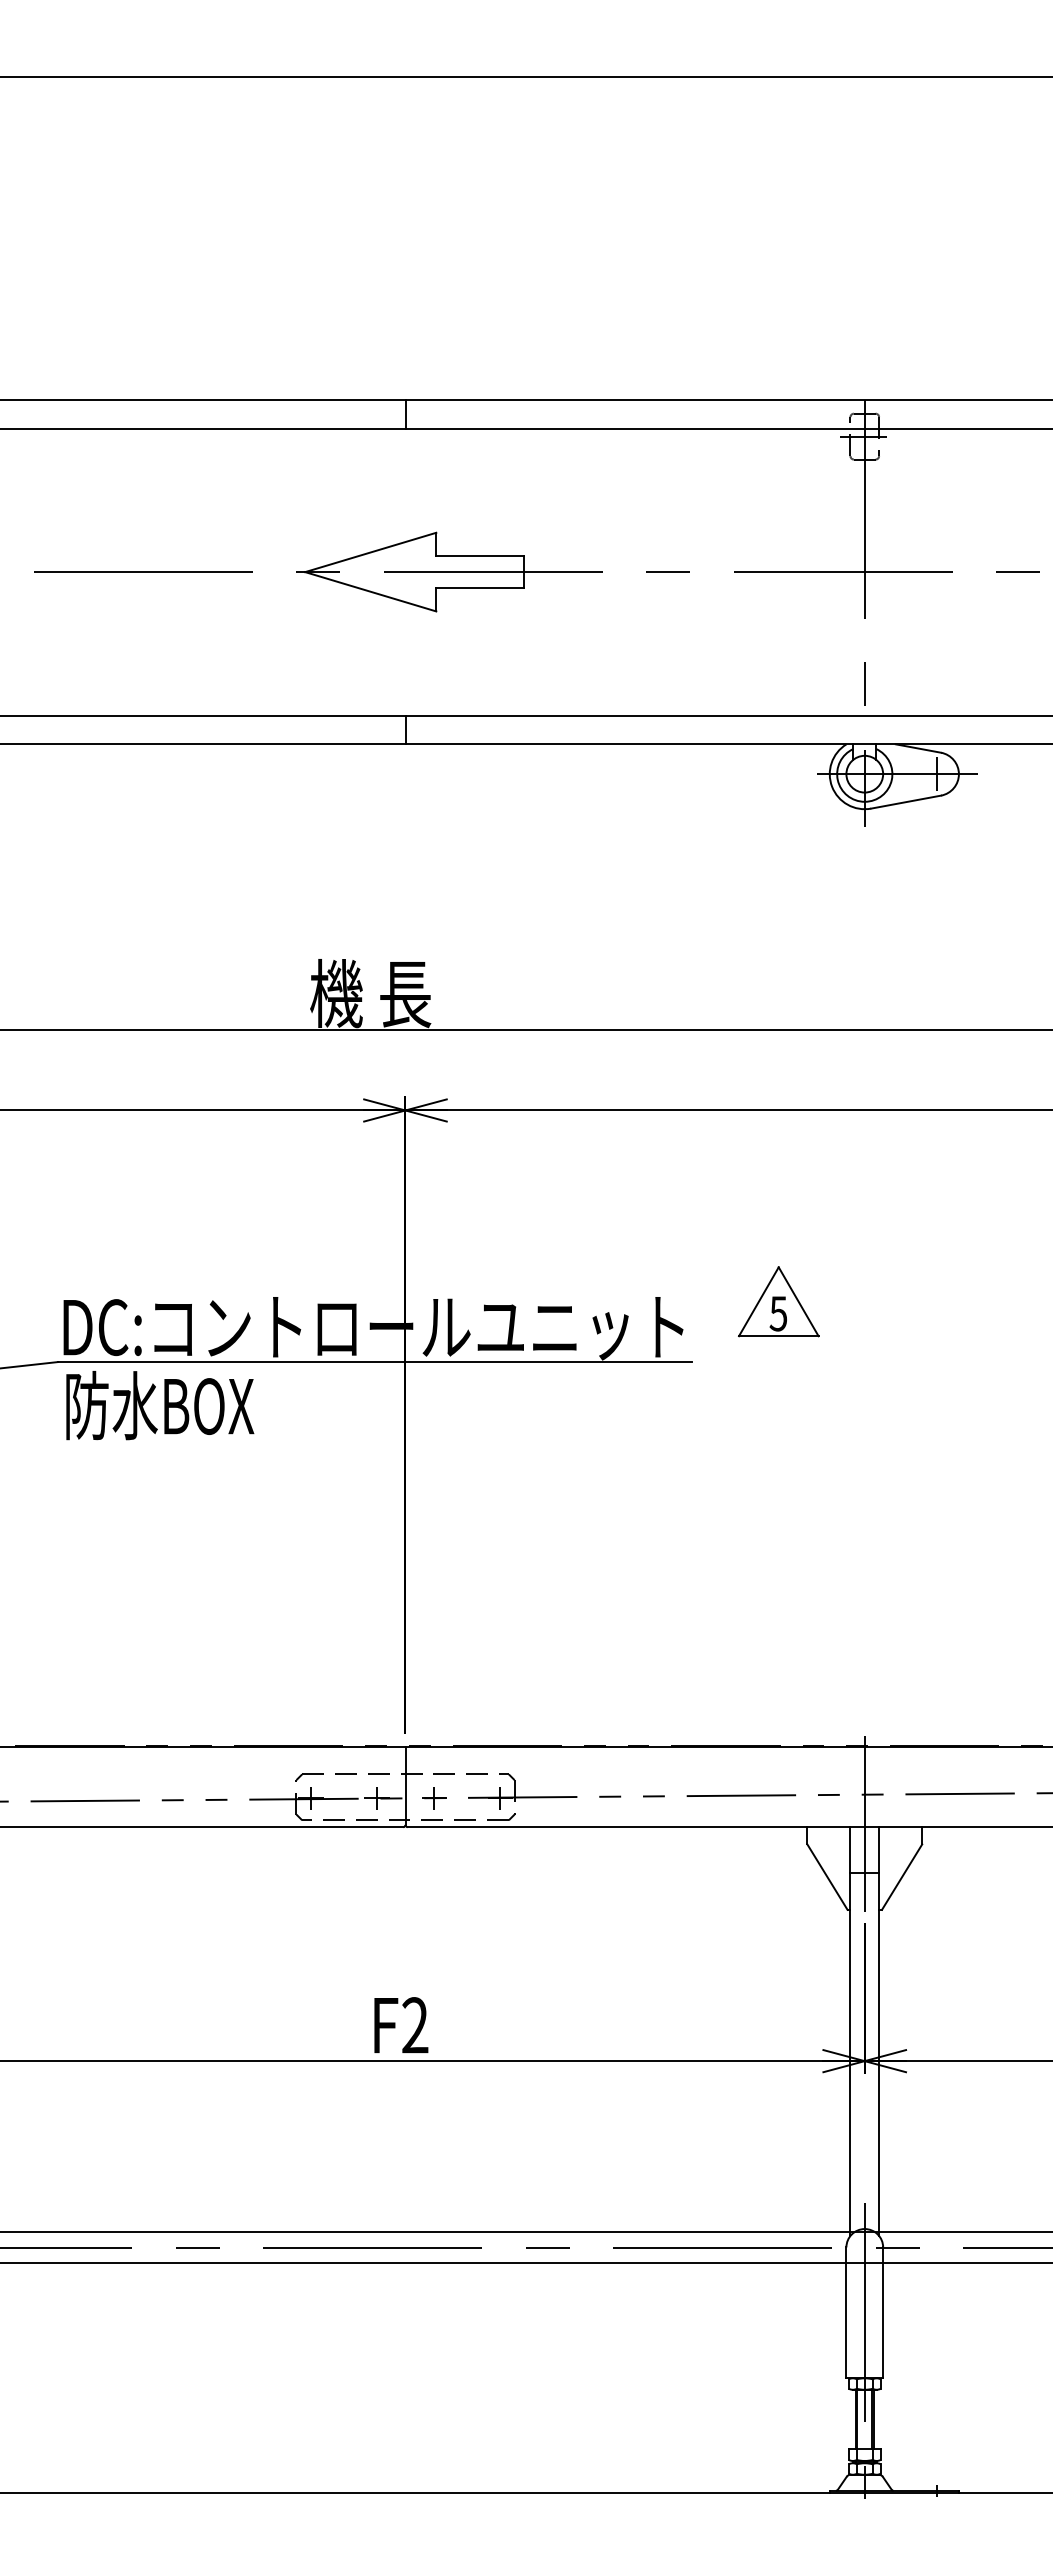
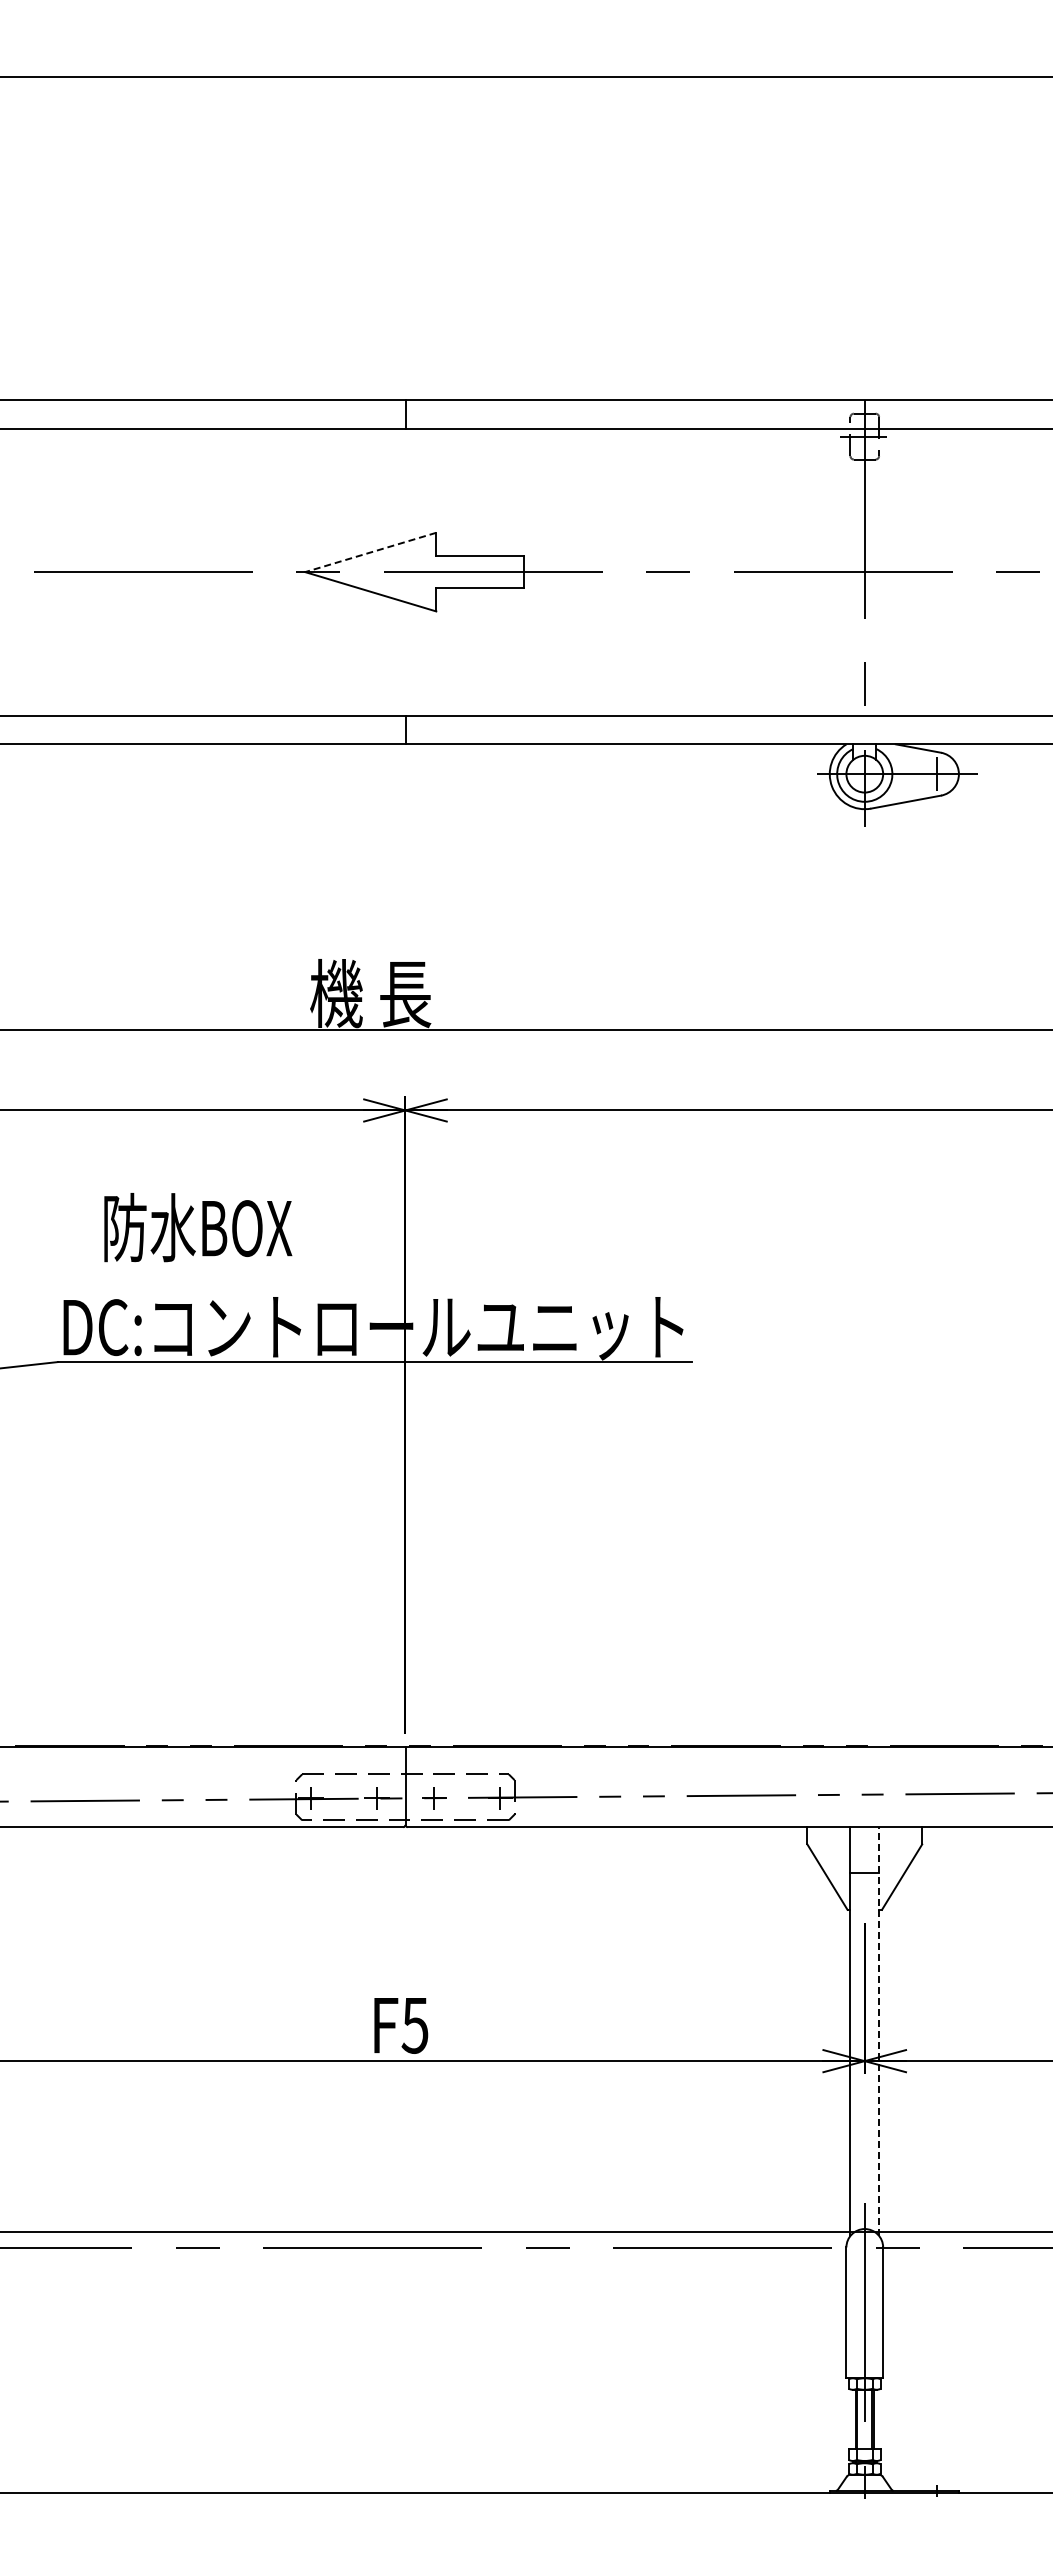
line: solid -> dashed (370, 552)
part: present -> none (778, 1301)
text position: (160, 1405) -> (198, 1227) (198, 1227)
line: present -> none (864, 1823)
text: F2 -> F5 (414, 2025)
line: solid -> dashed (879, 2031)
line: present -> none (525, 2263)
